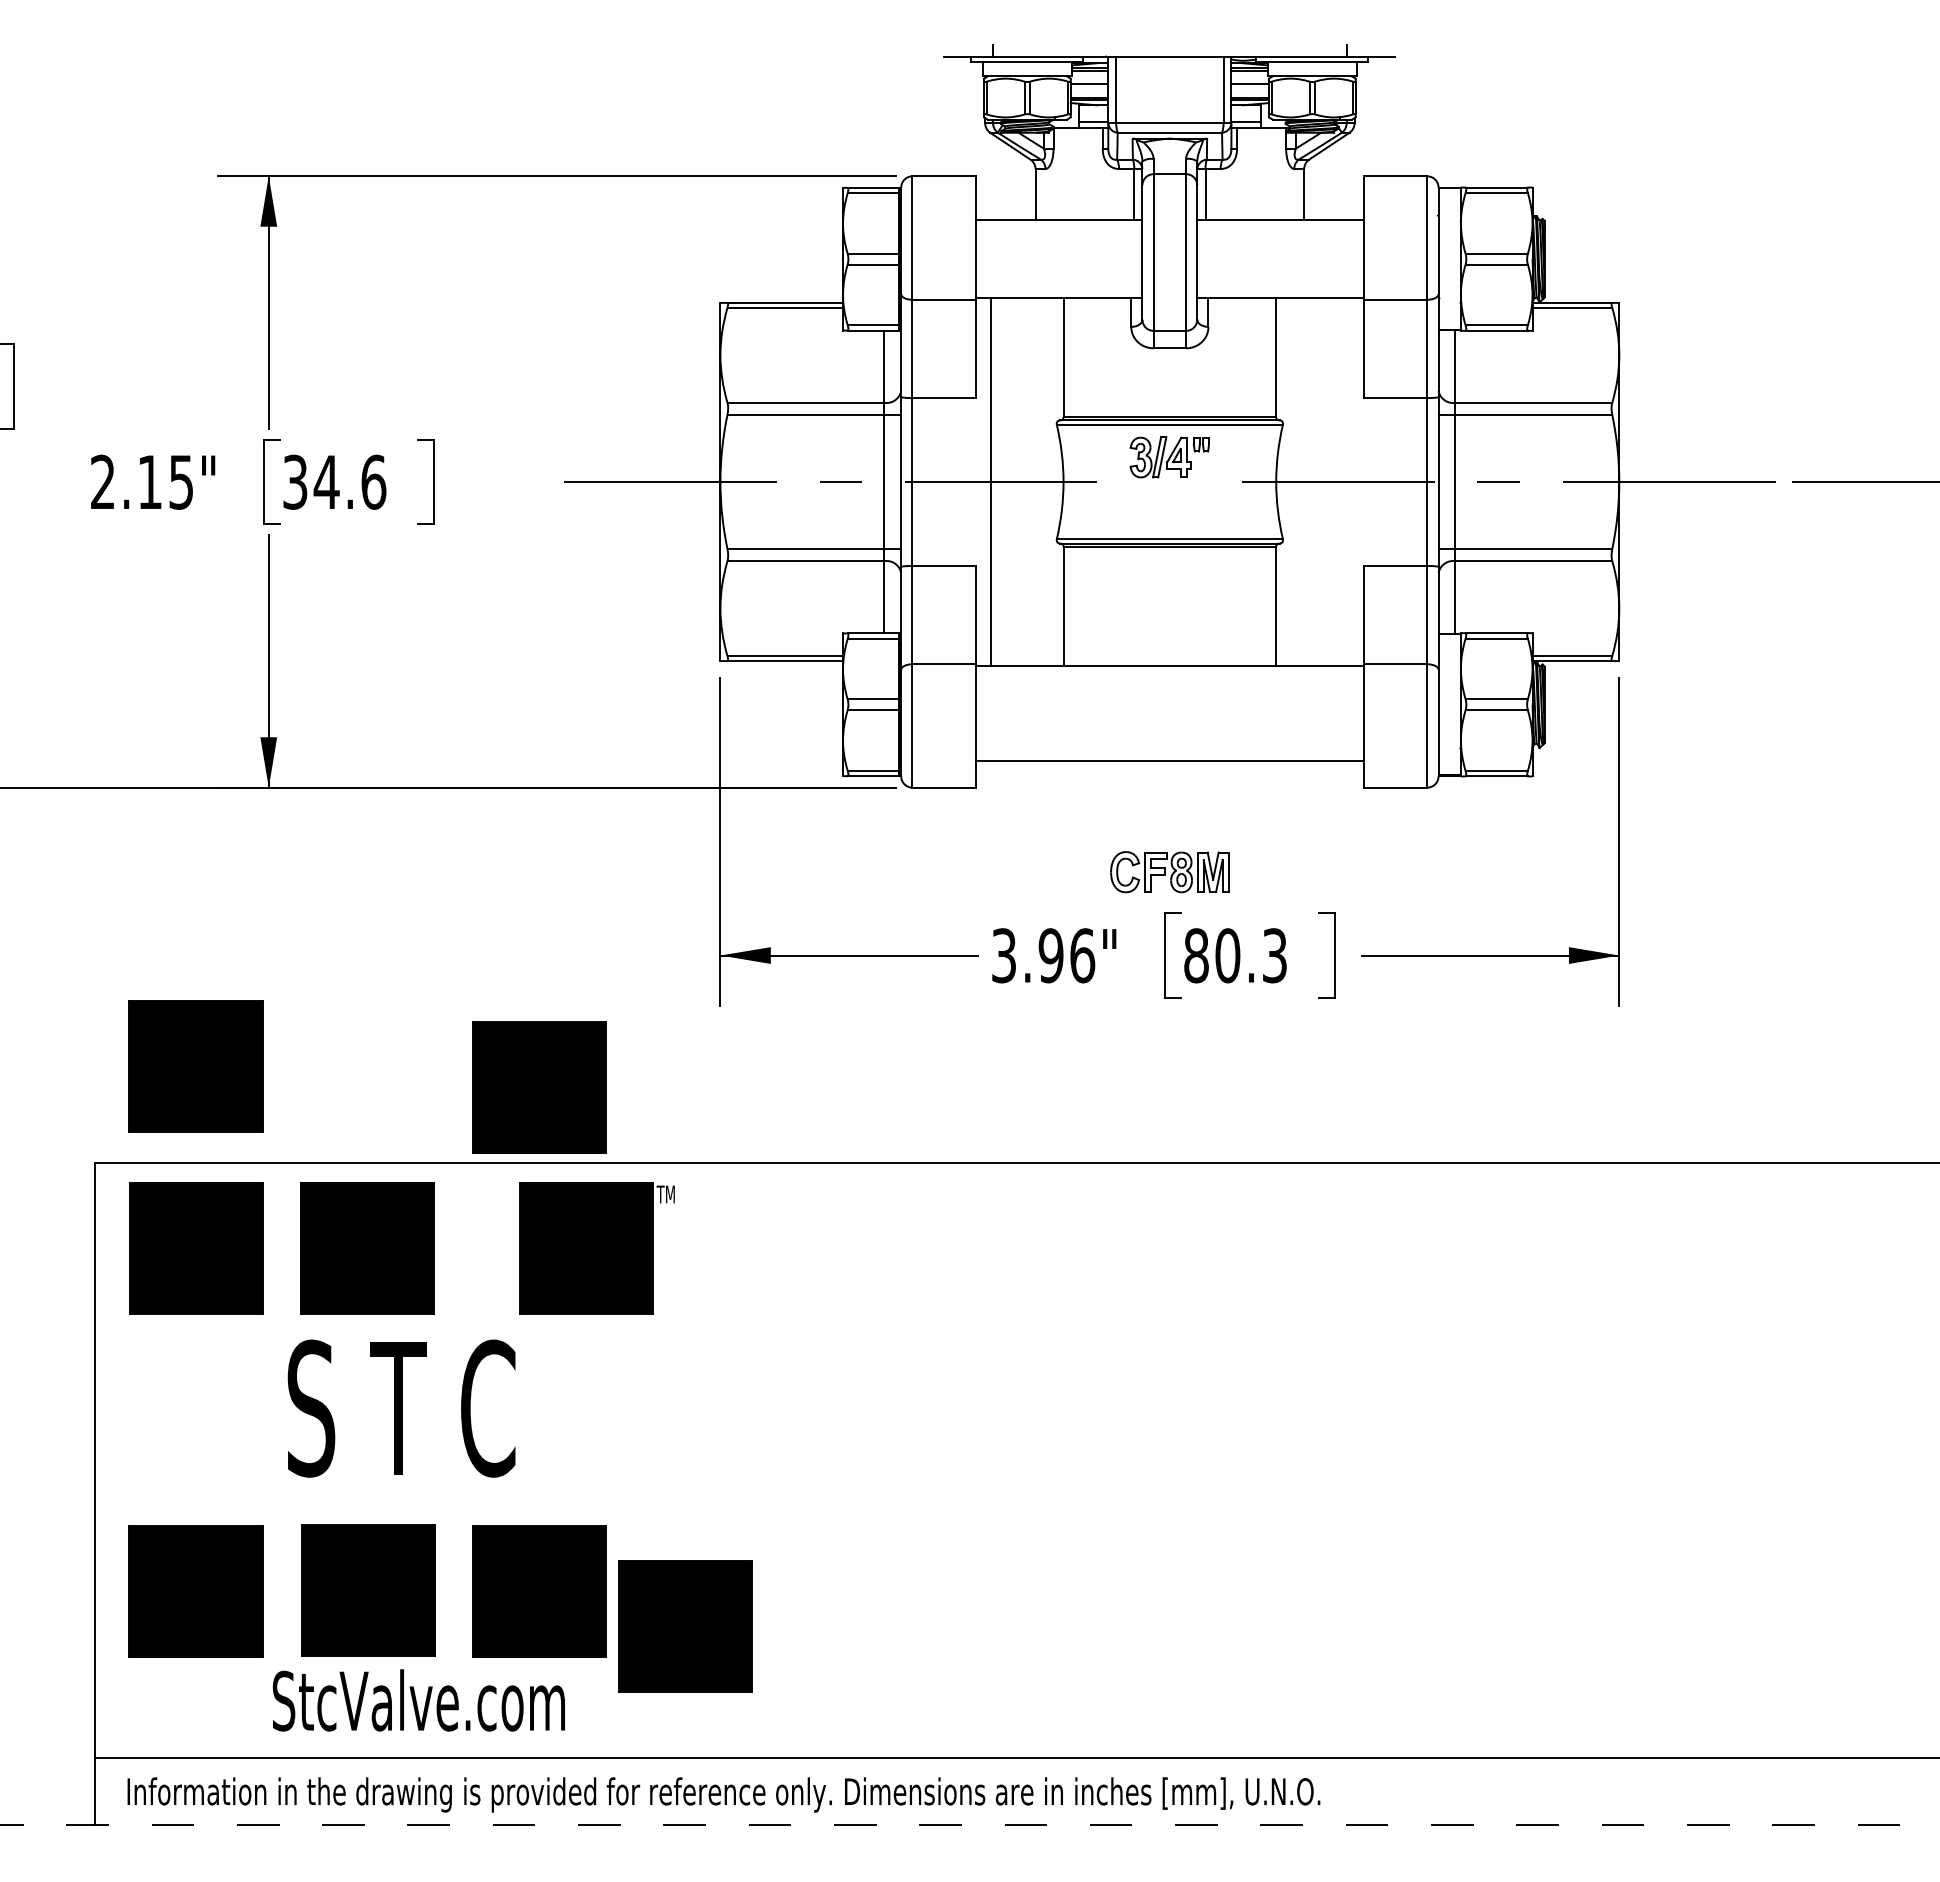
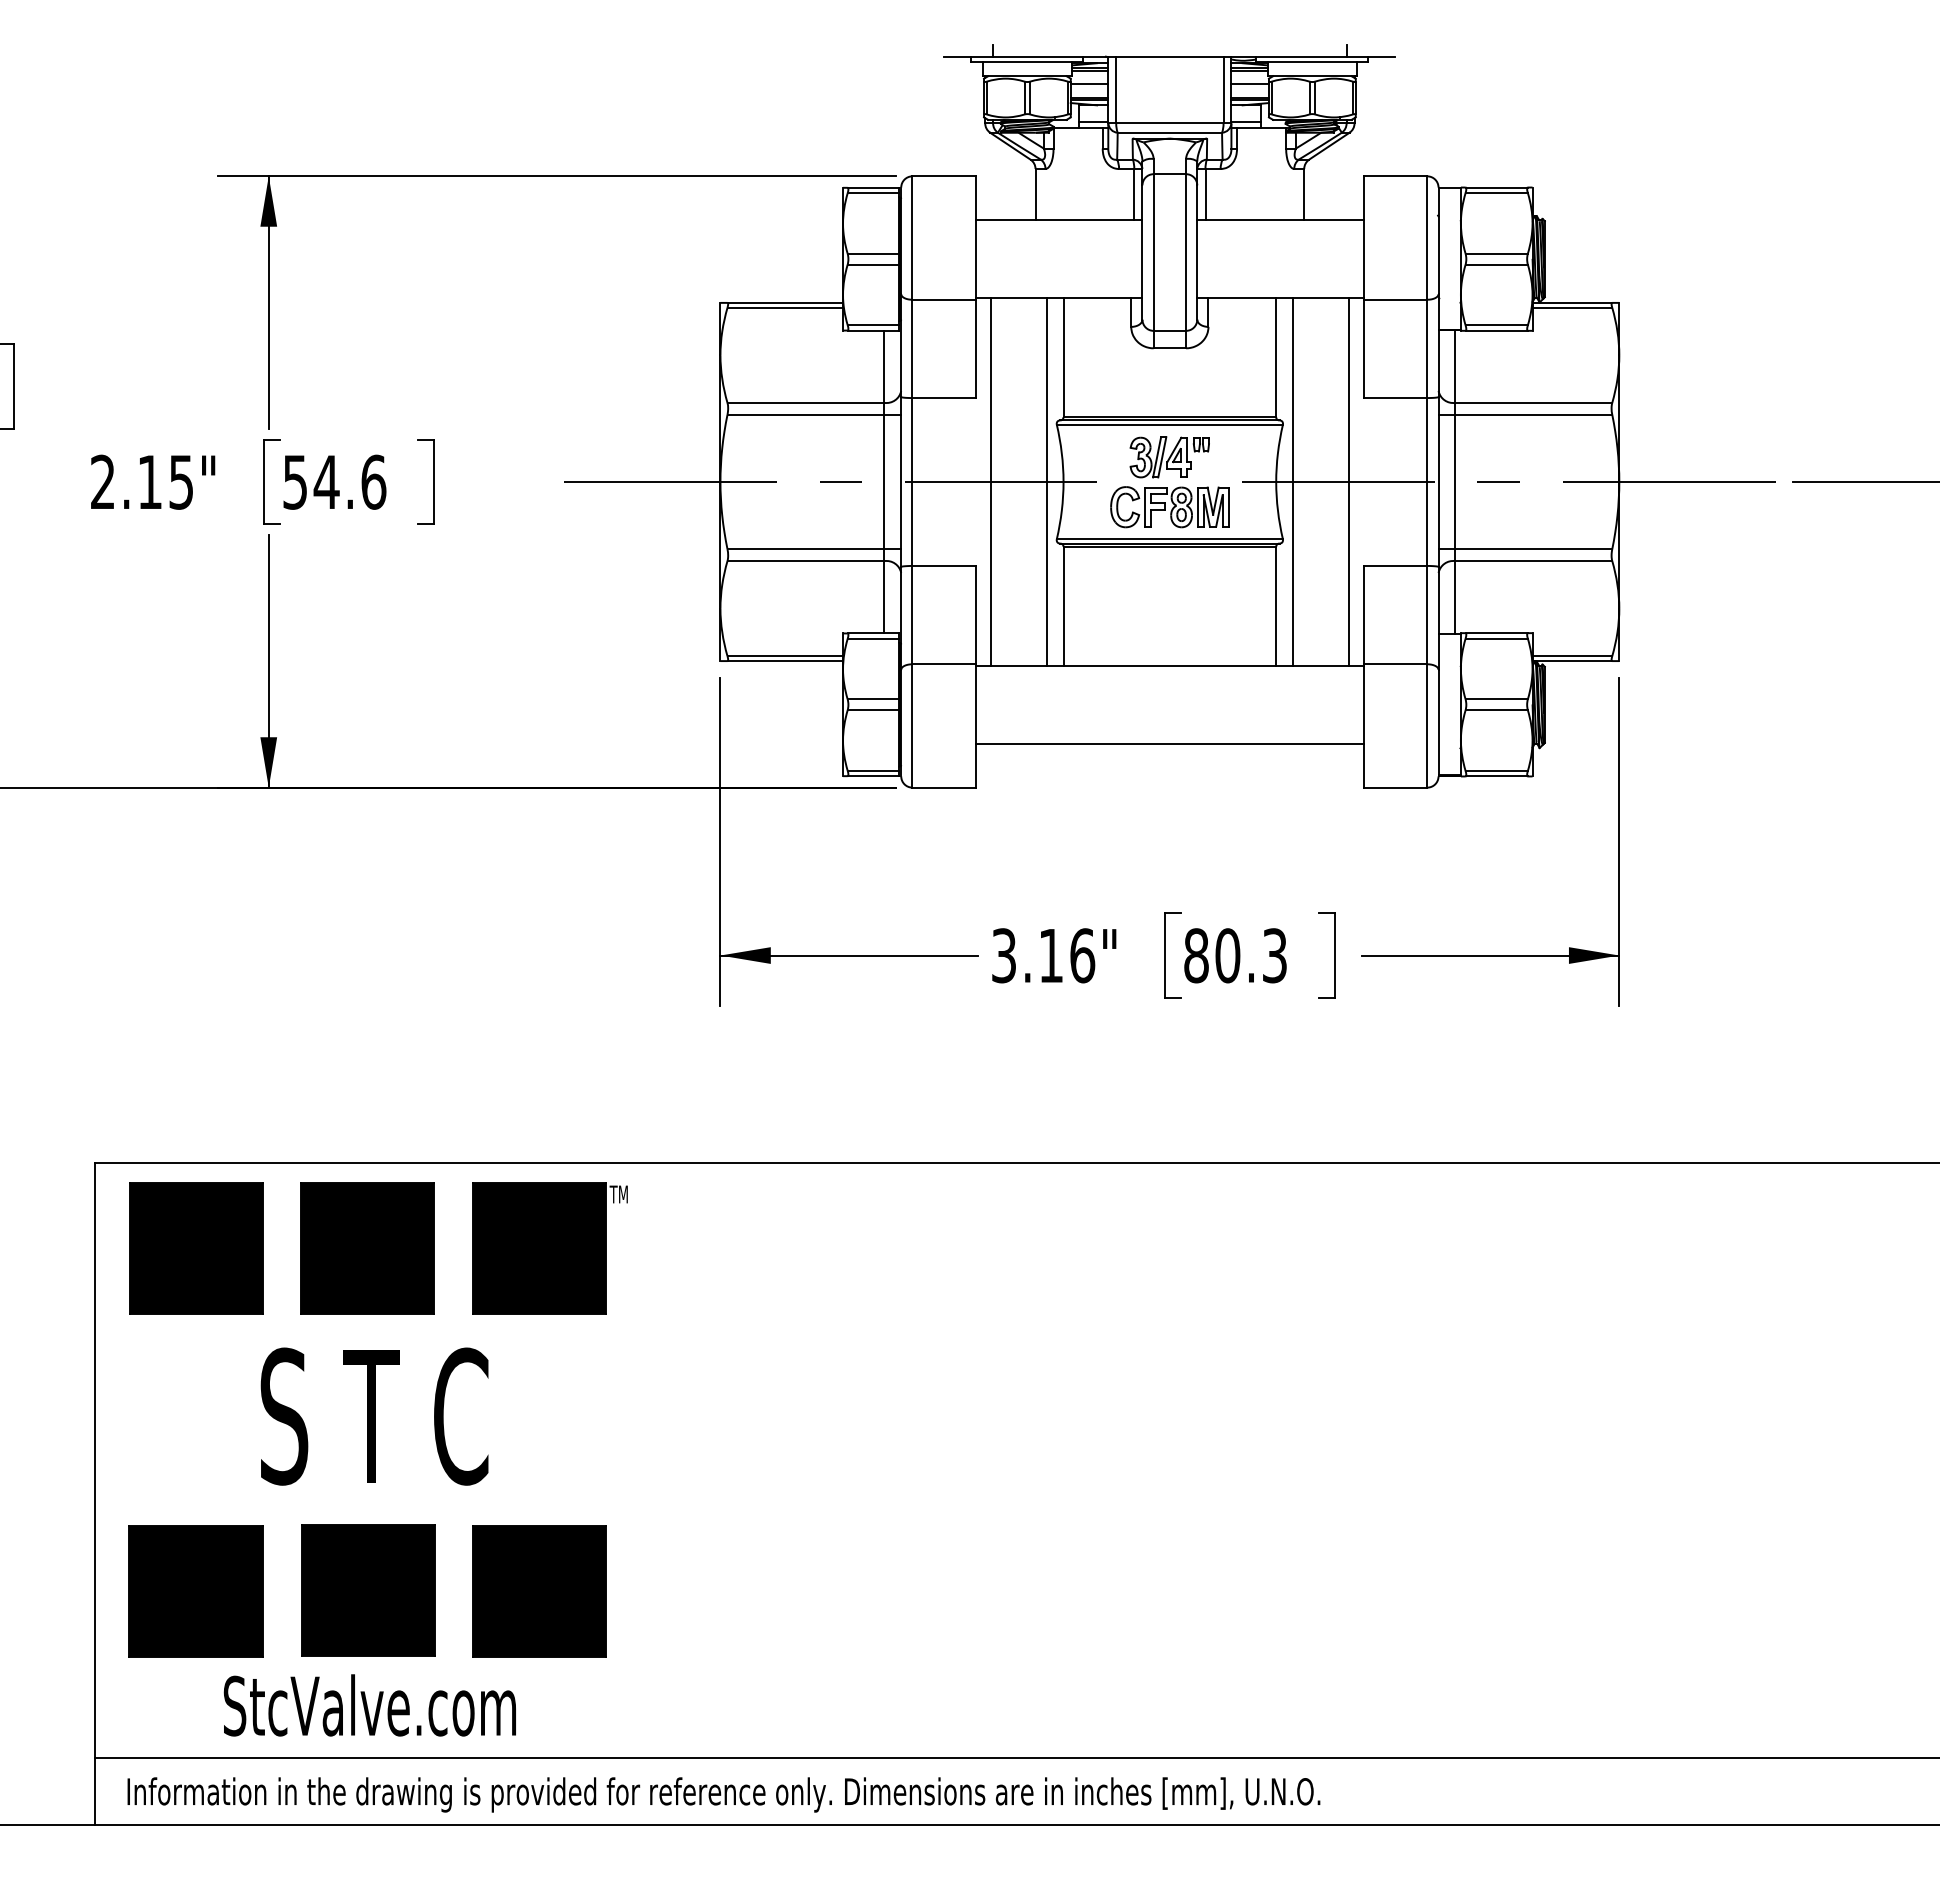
text: 34.6 -> 54.6 (295, 481)
line: none -> present (1046, 481)
line: none -> present (1293, 481)
line: none -> present (1348, 481)
line position: (1169, 761) -> (1169, 744) (1169, 744)
part position: (1169, 872) -> (1169, 507) (1169, 507)
text: 3.96" -> 3.16" (1050, 955)
part: present -> none (195, 1066)
part: present -> none (539, 1087)
part position: (596, 1248) -> (549, 1248) (549, 1248)
text position: (401, 1408) -> (374, 1416) (374, 1416)
part: present -> none (685, 1626)
text position: (418, 1700) -> (369, 1705) (369, 1705)
line: dashed -> solid (970, 1825)
